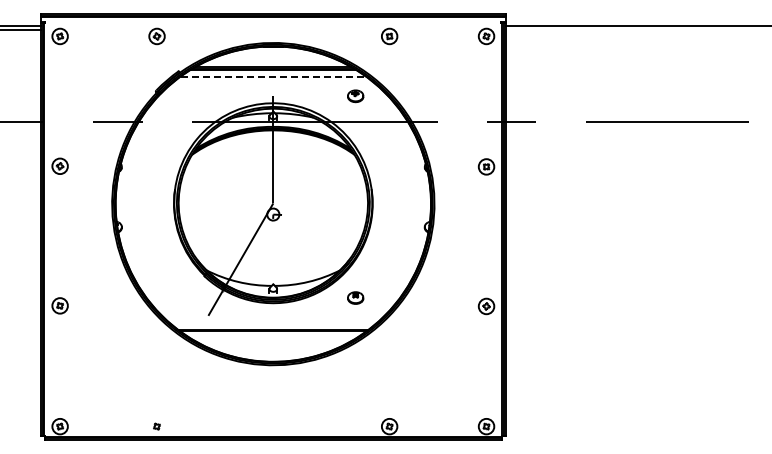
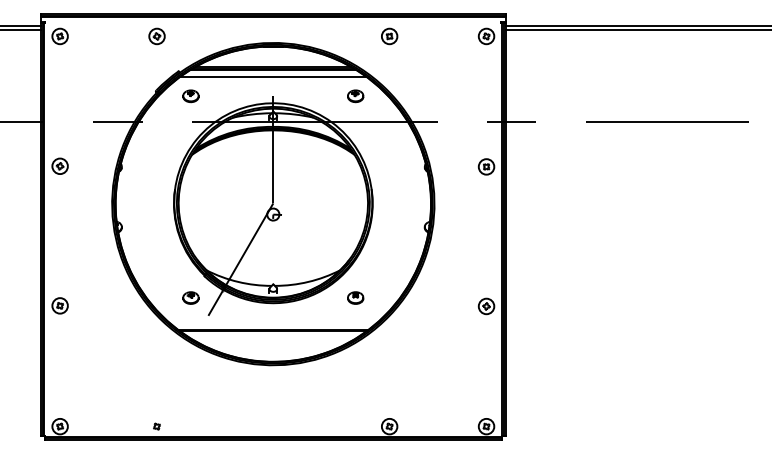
line: none -> present (636, 29)
line: dashed -> solid (273, 76)
part: none -> present (190, 96)
part: none -> present (190, 297)
